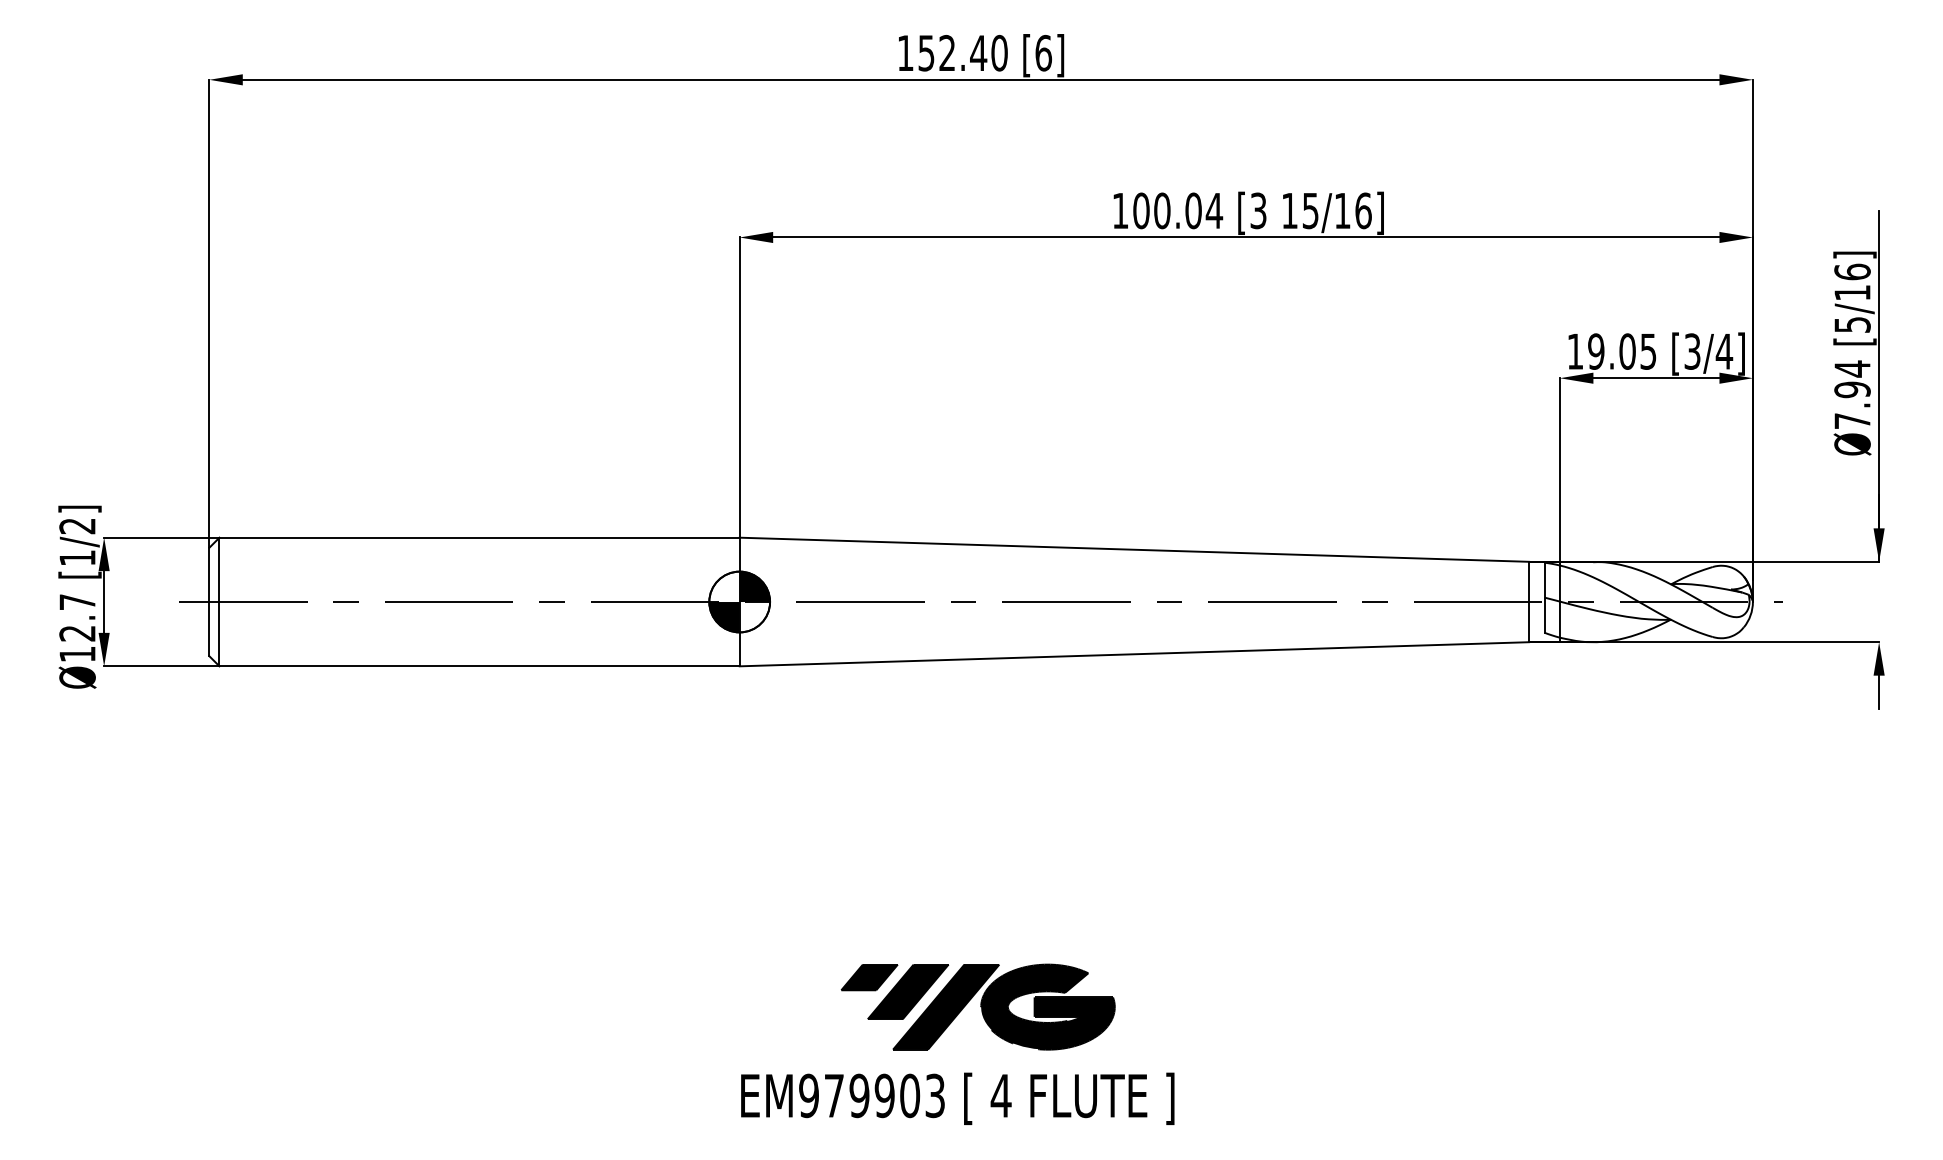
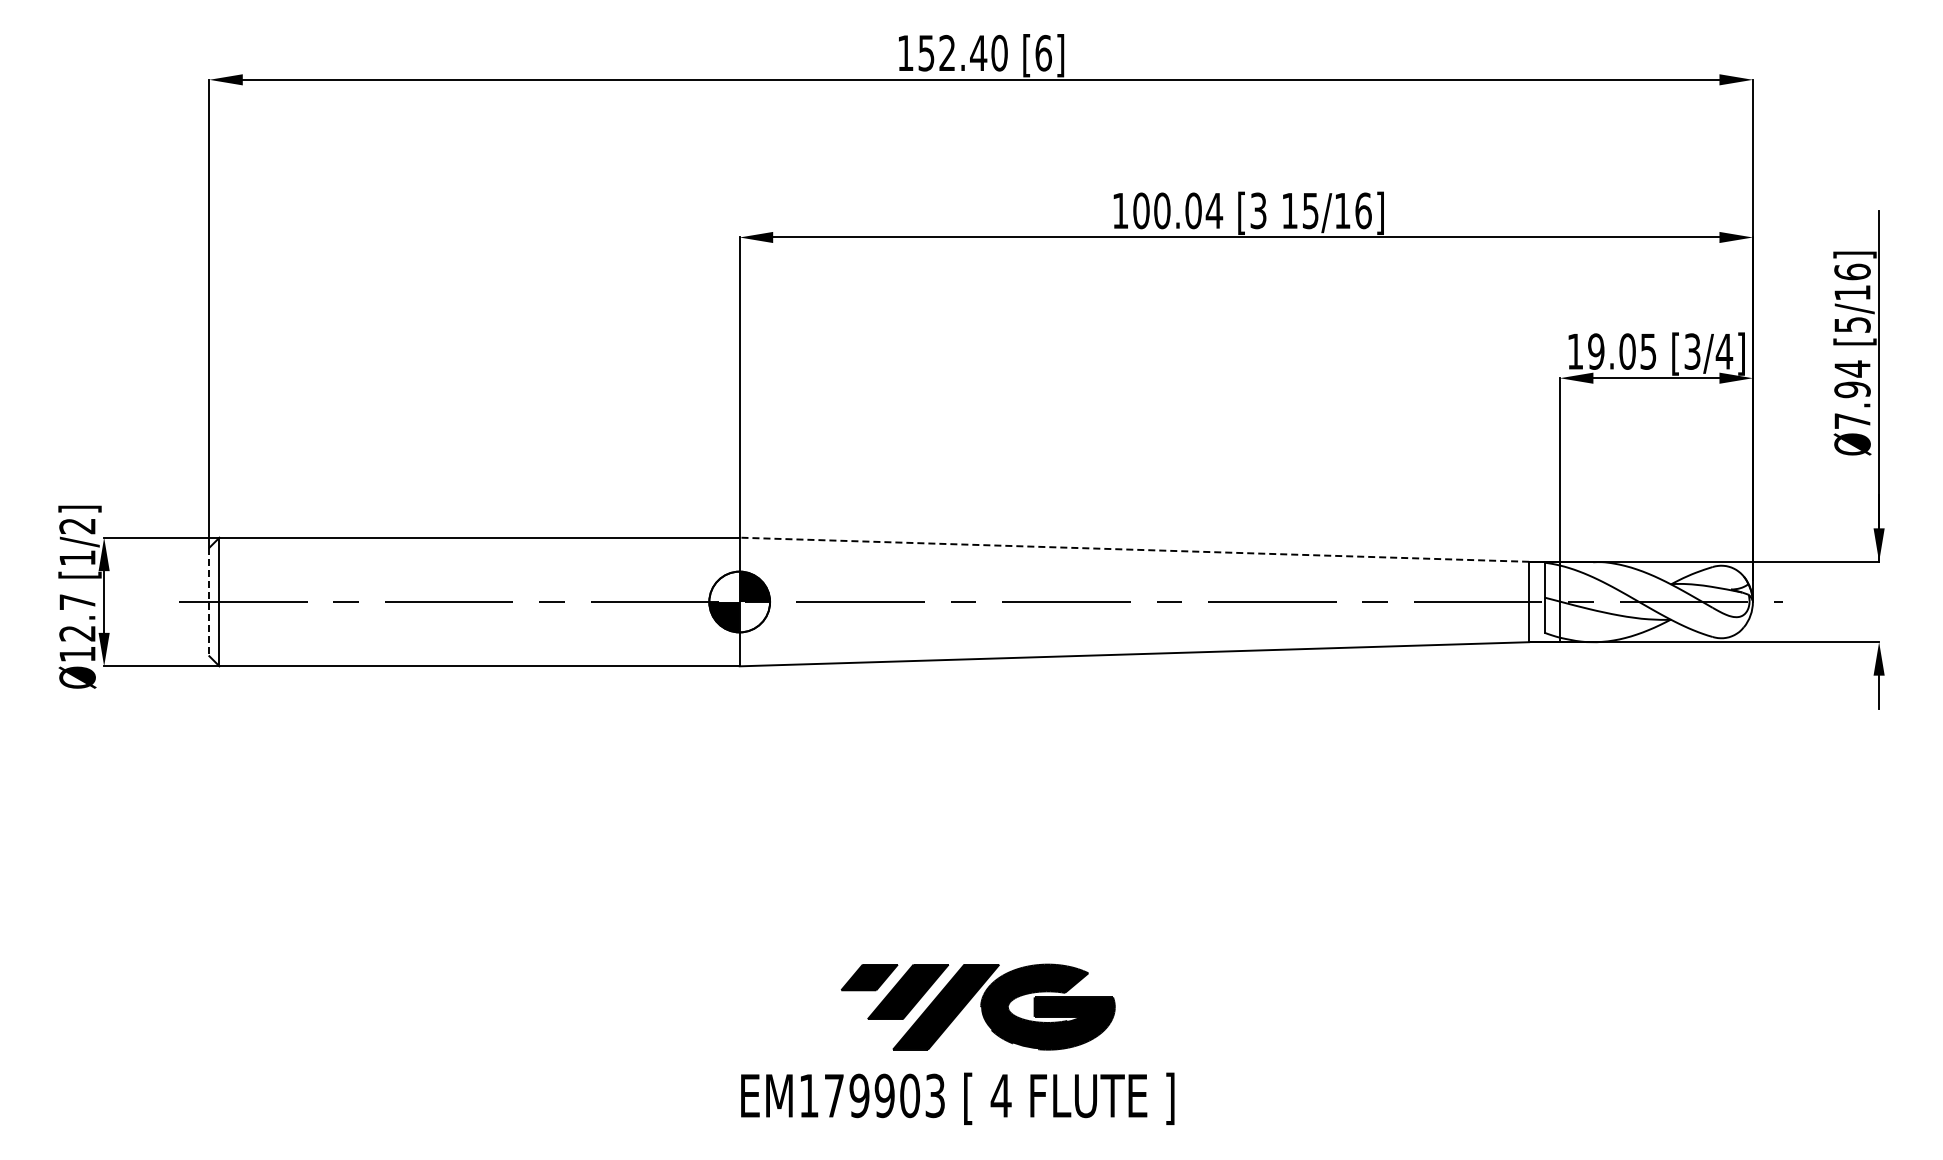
line: solid -> dashed (1134, 549)
line: solid -> dashed (209, 602)
text: EM979903 -> EM179903 (808, 1095)
